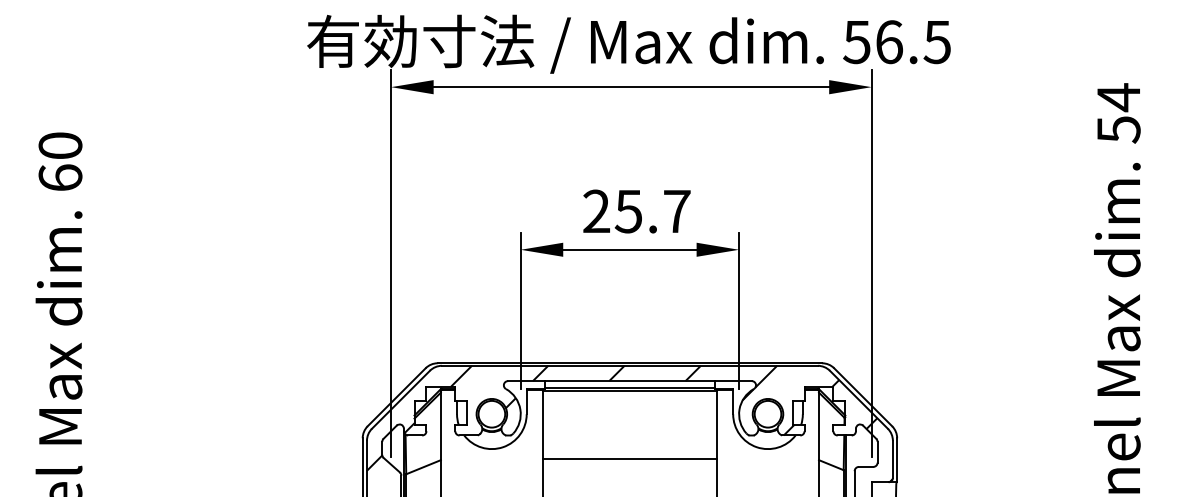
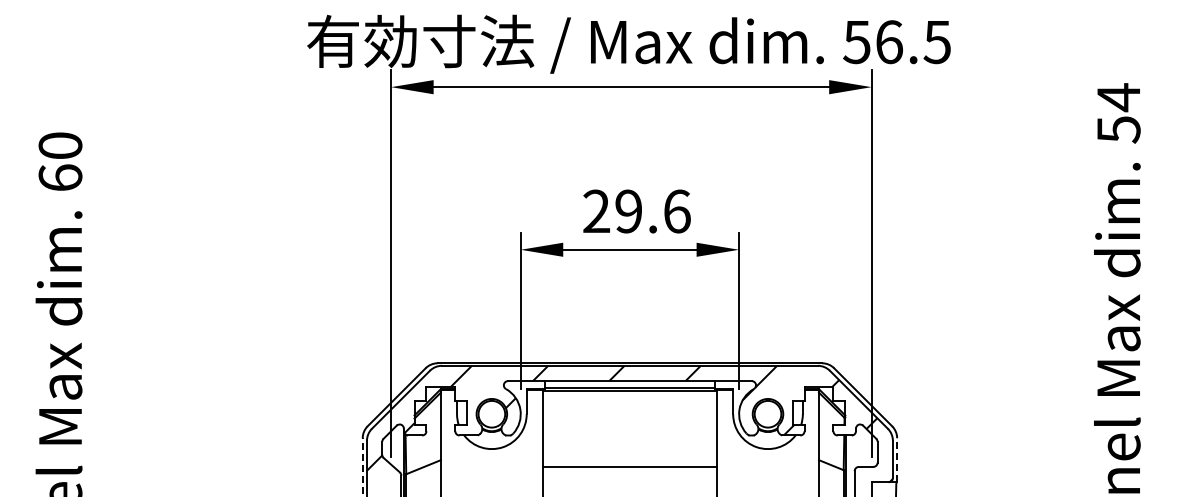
text: 25.7 -> 29.6 (652, 211)
line position: (629, 458) -> (629, 466) (629, 466)
line: solid -> dashed (897, 460)
line: solid -> dashed (362, 467)
